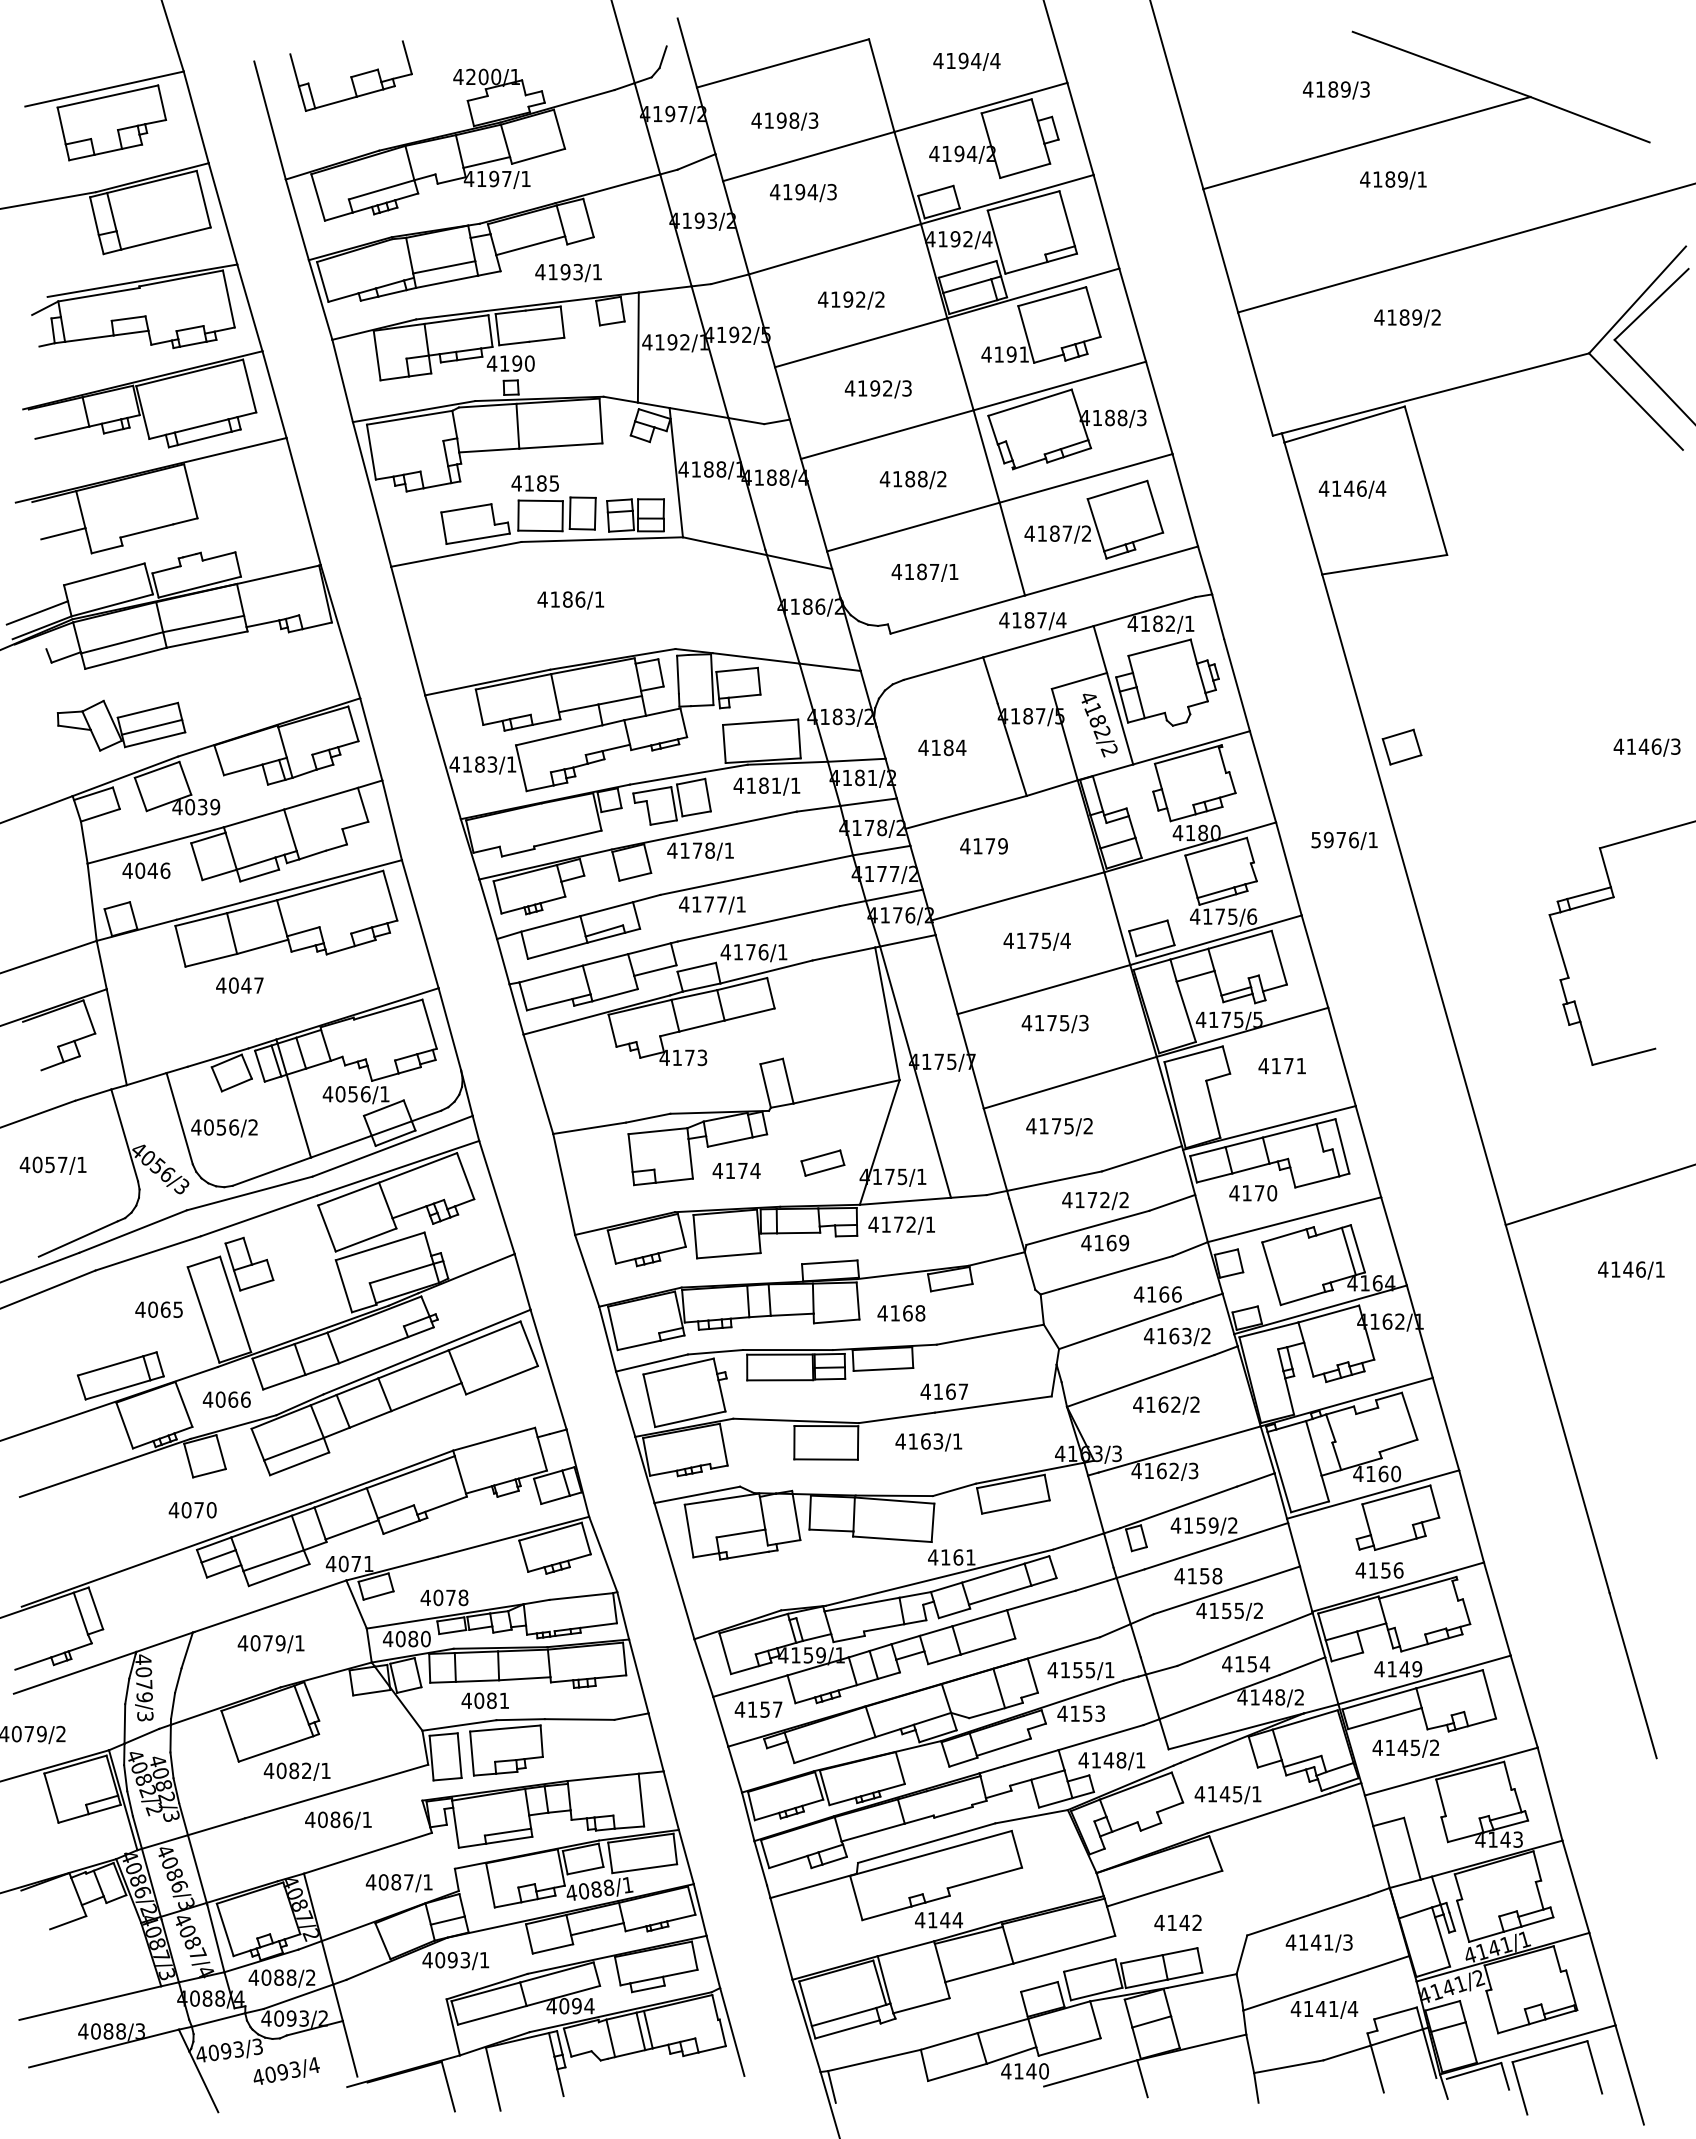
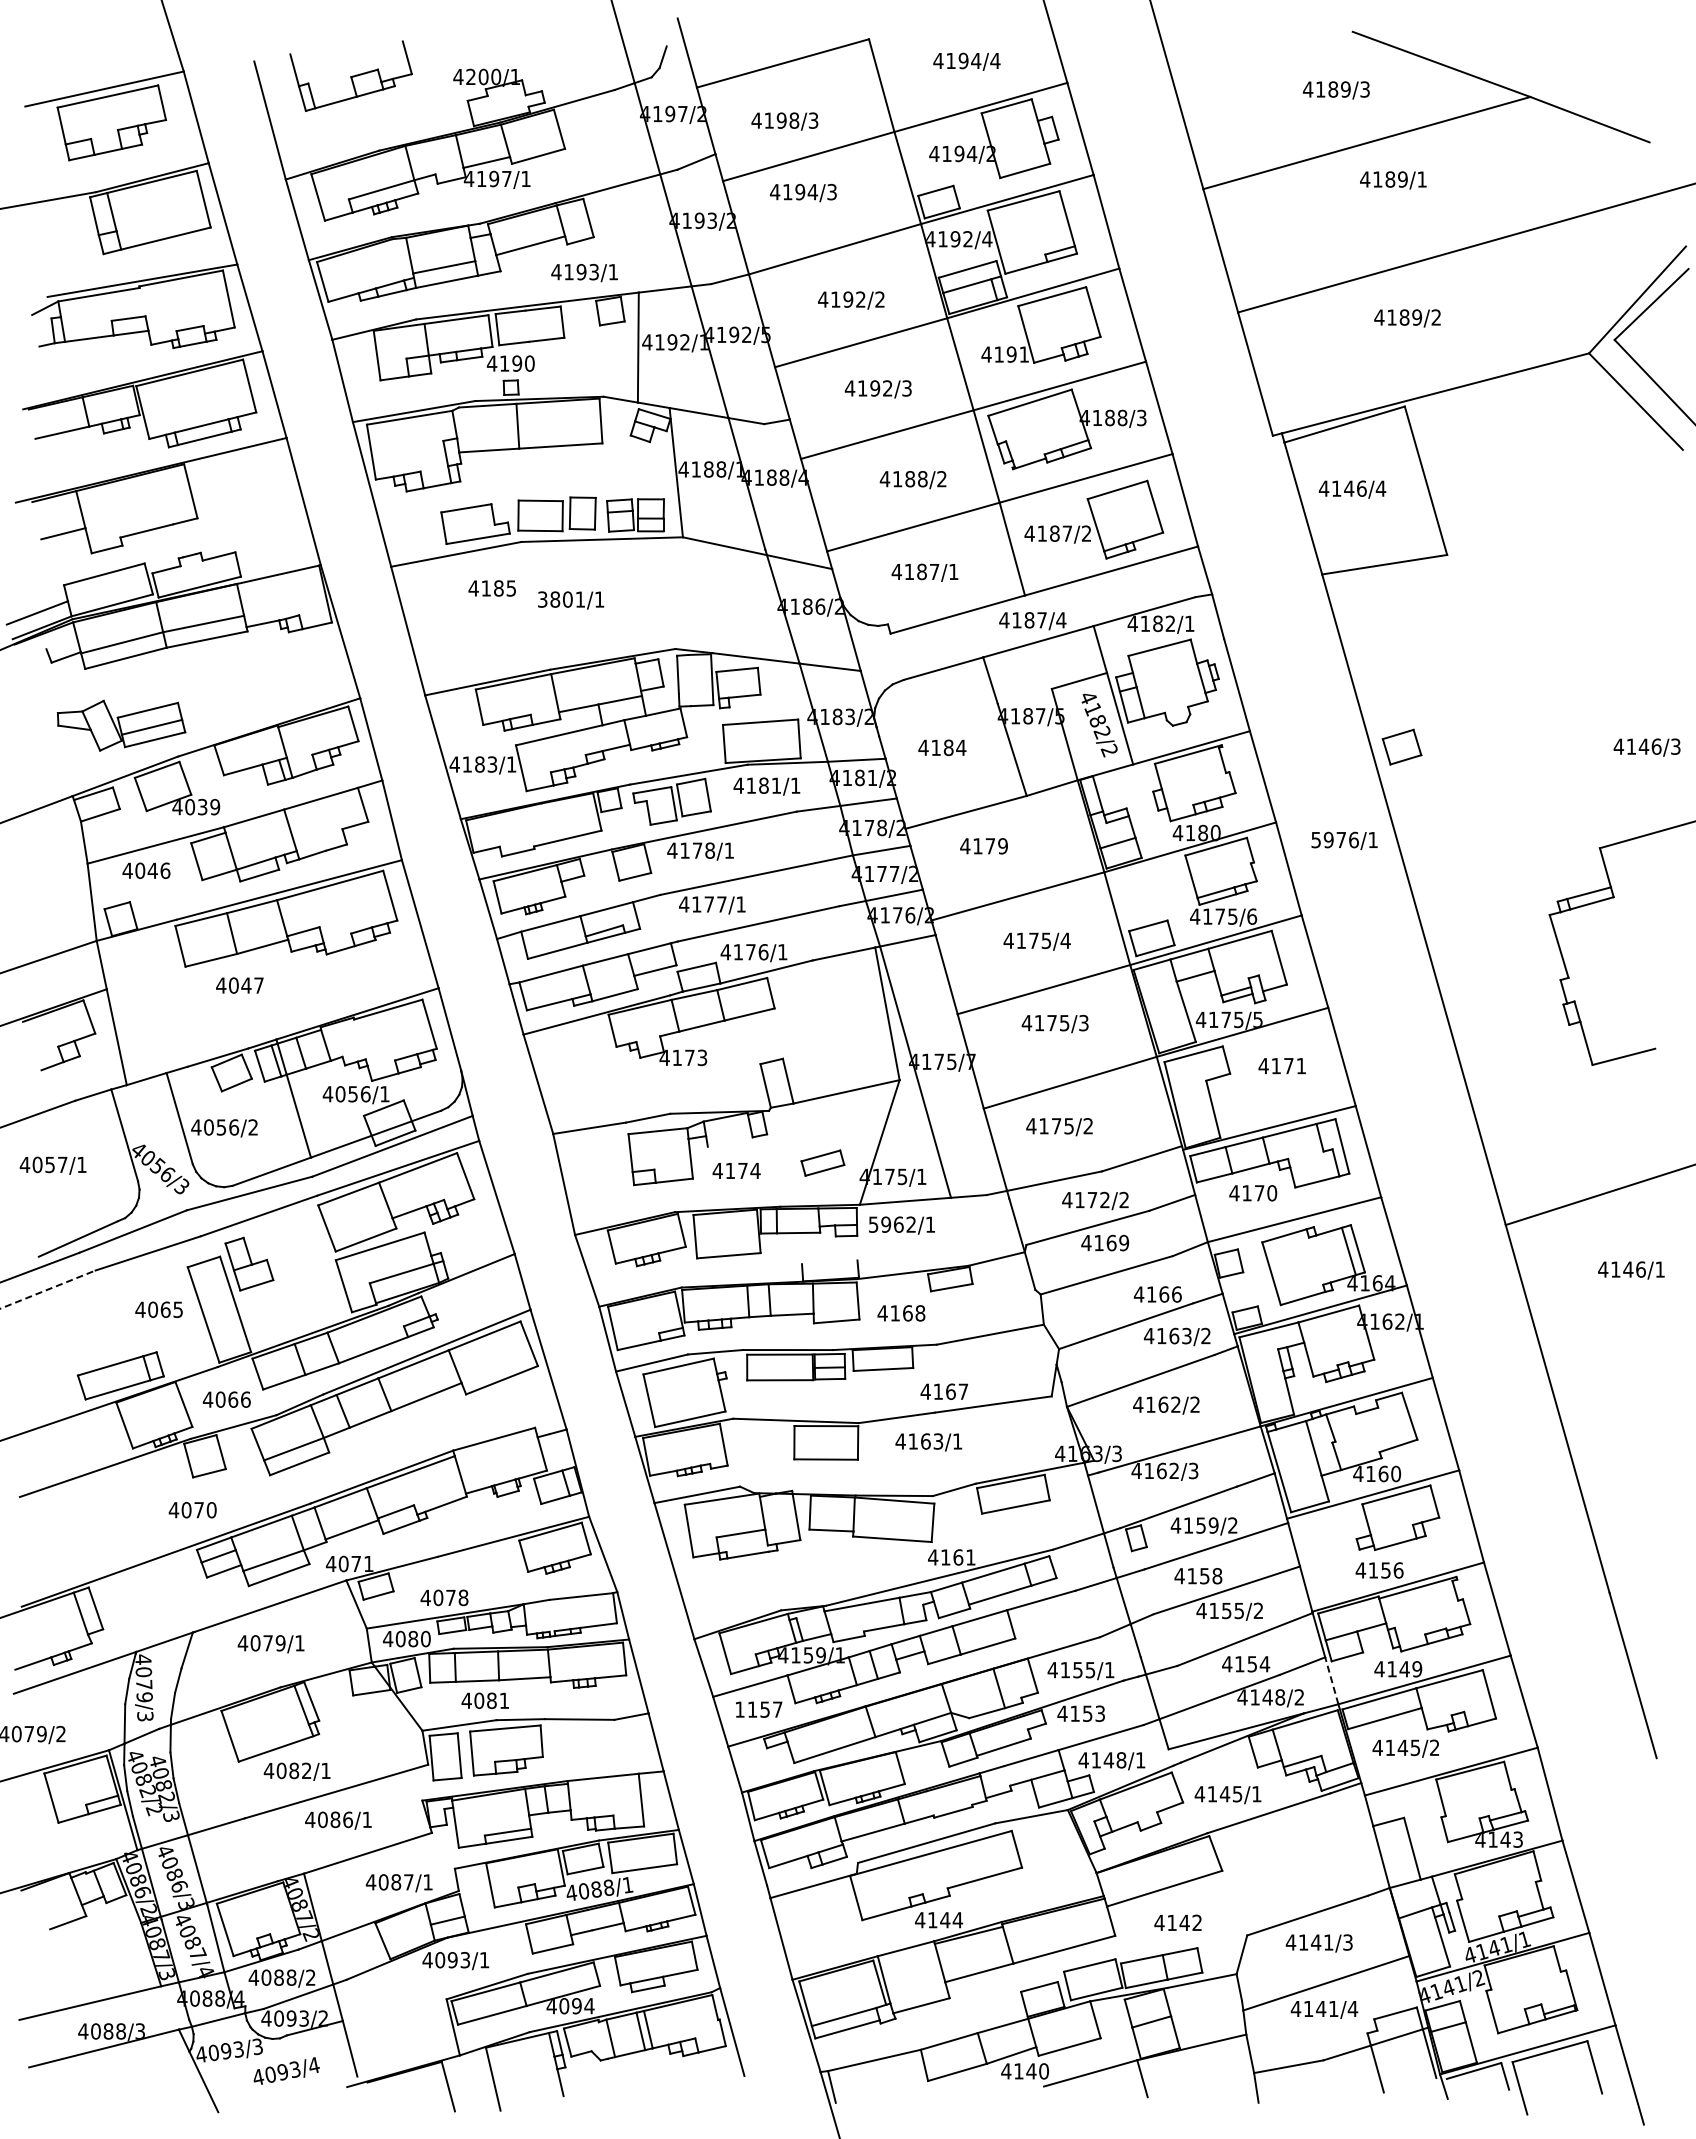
text position: (568, 273) -> (584, 273) (584, 273)
text position: (534, 483) -> (491, 588) (491, 588)
text: 4186/1 -> 3801/1 (561, 599)
line: present -> none (729, 1141)
text: 4172/1 -> 5962/1 (885, 1224)
line: present -> none (829, 1262)
line: solid -> dashed (48, 1289)
line: solid -> dashed (1331, 1680)
text: 4157 -> 1157 (739, 1709)
